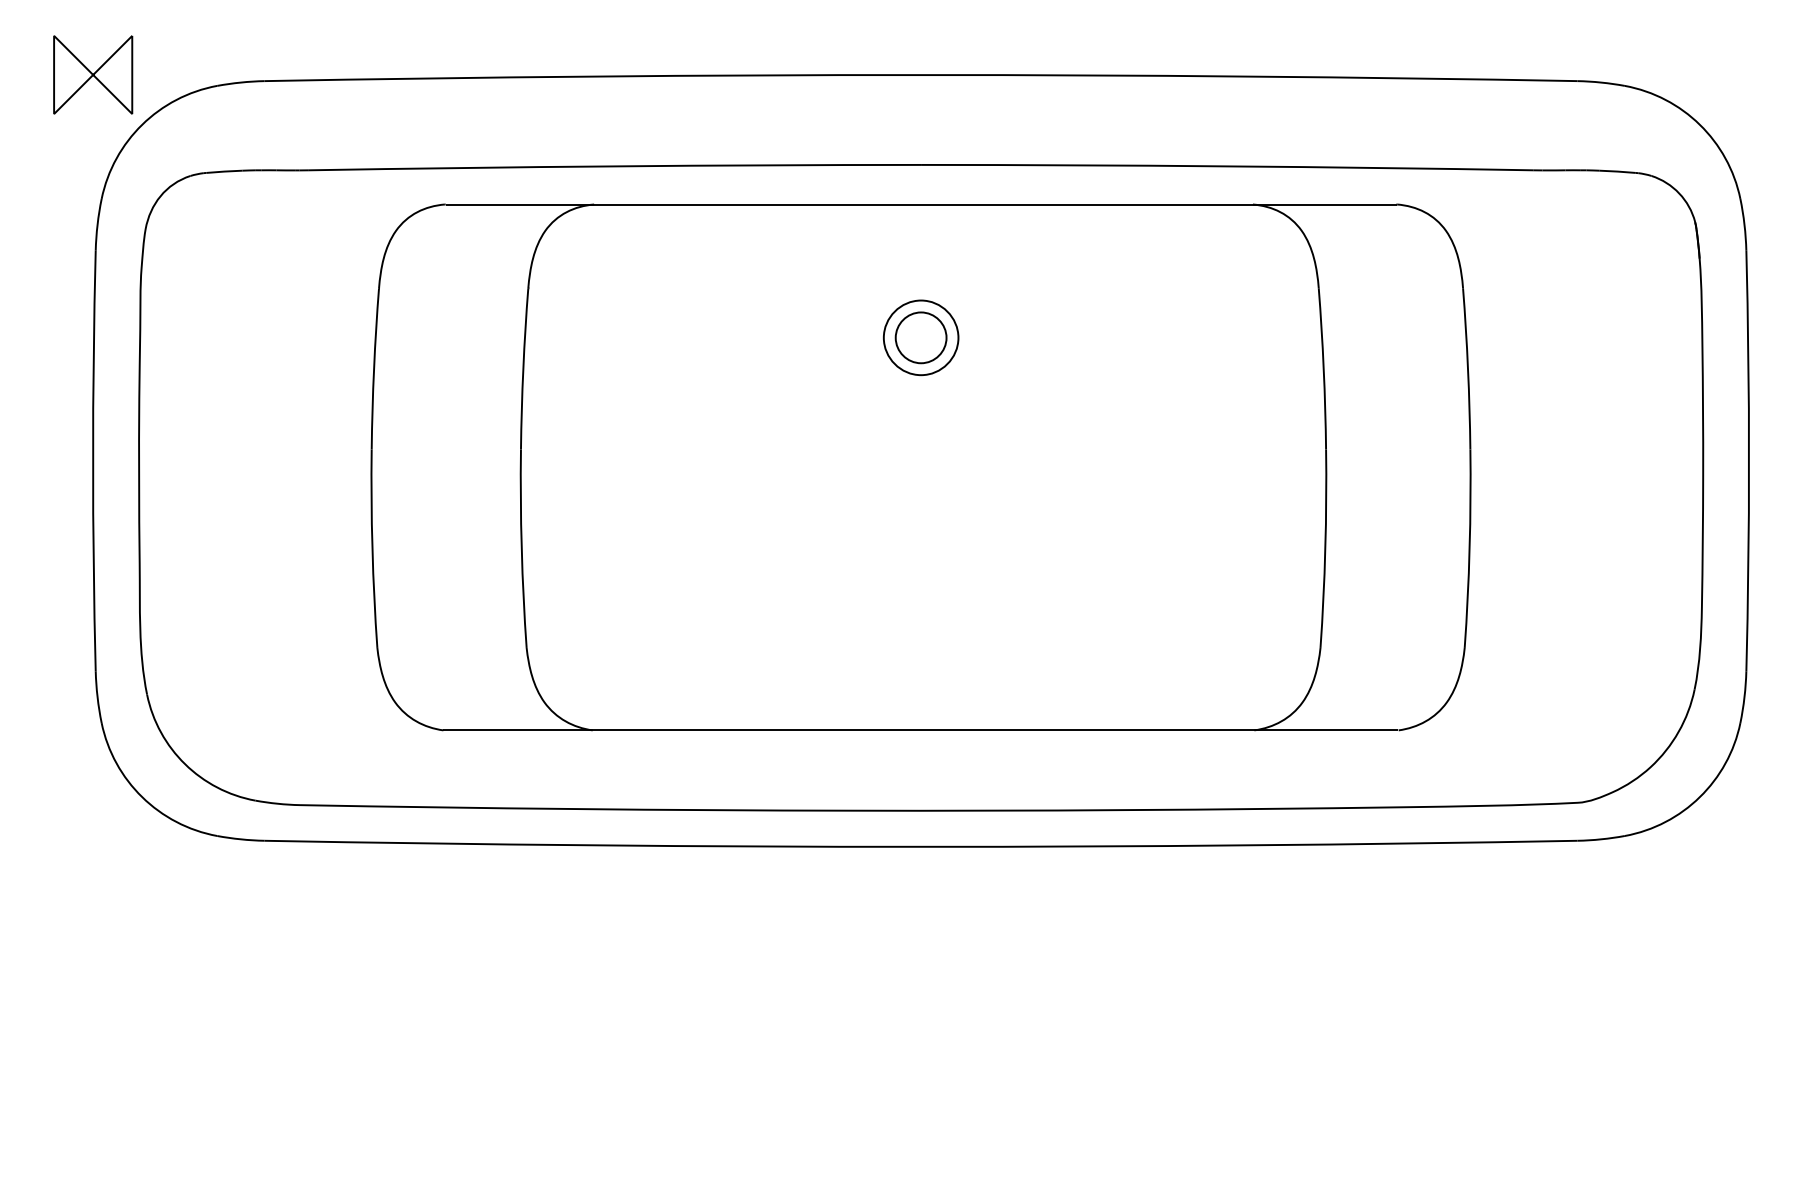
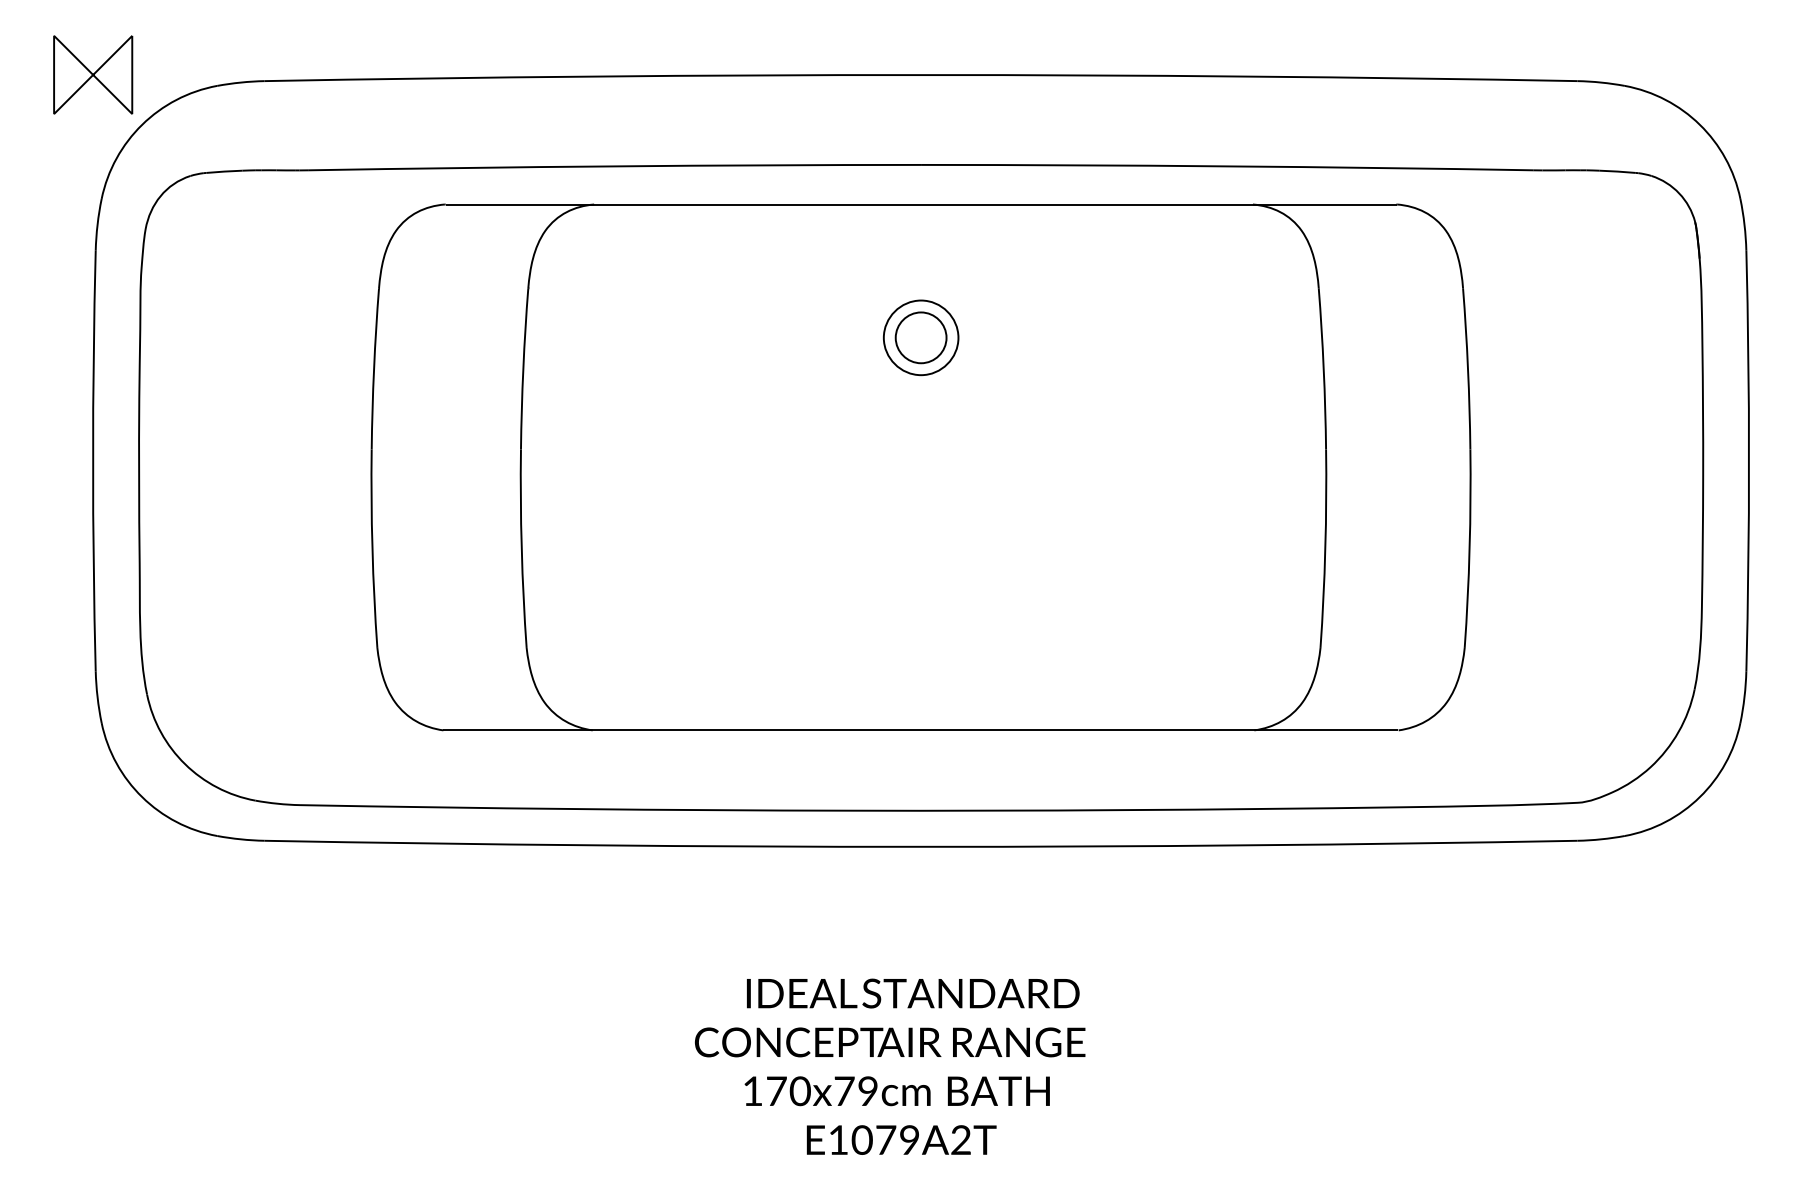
part: none -> present (881, 1056)
